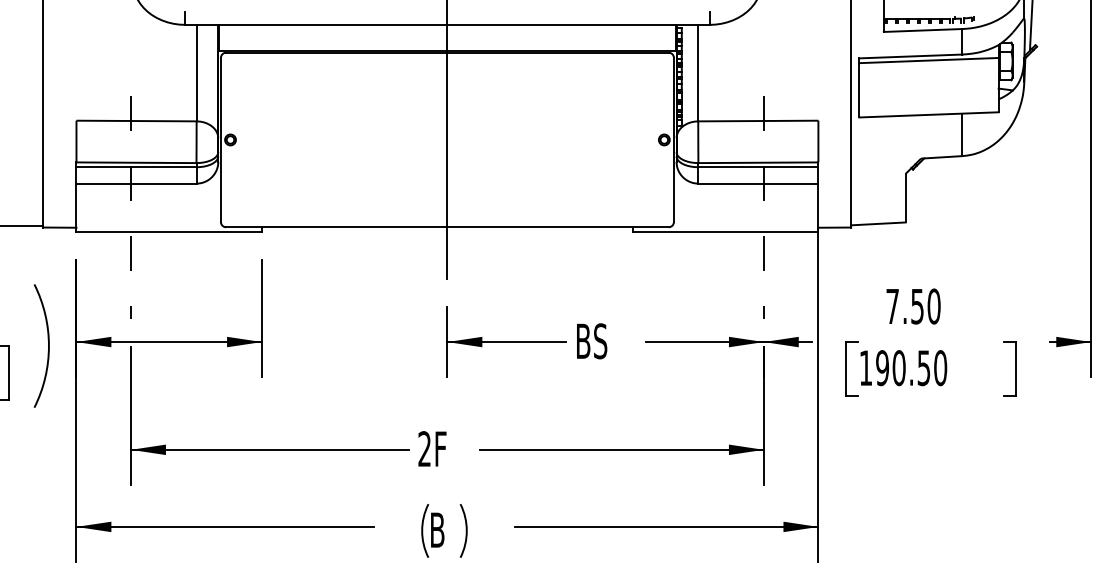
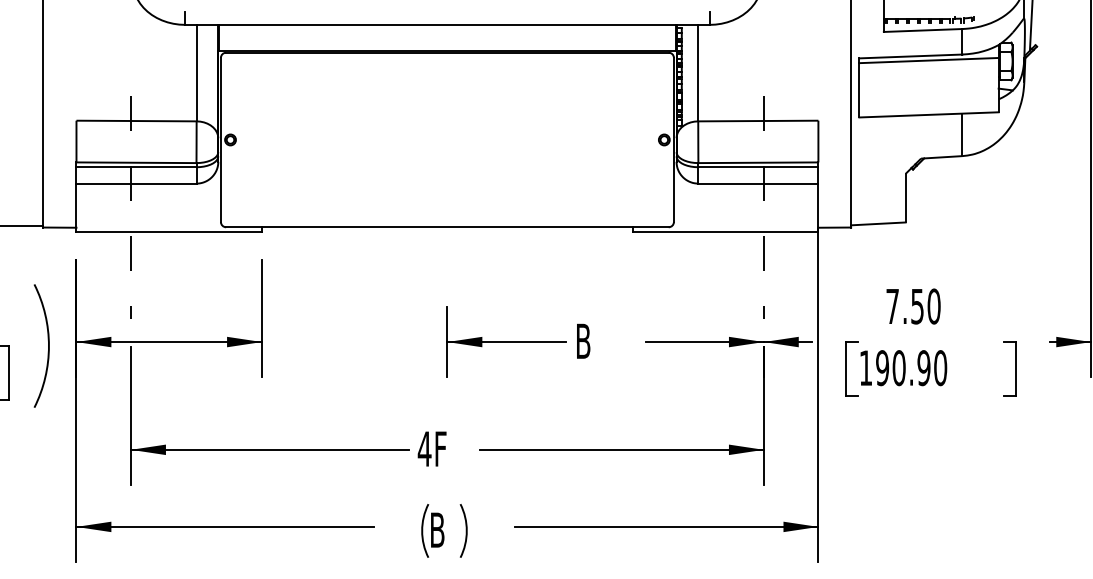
line: present -> none (447, 140)
text: BS -> B (600, 341)
text: 190.50 -> 190.90 (923, 367)
text: 2F -> 4F (424, 448)
